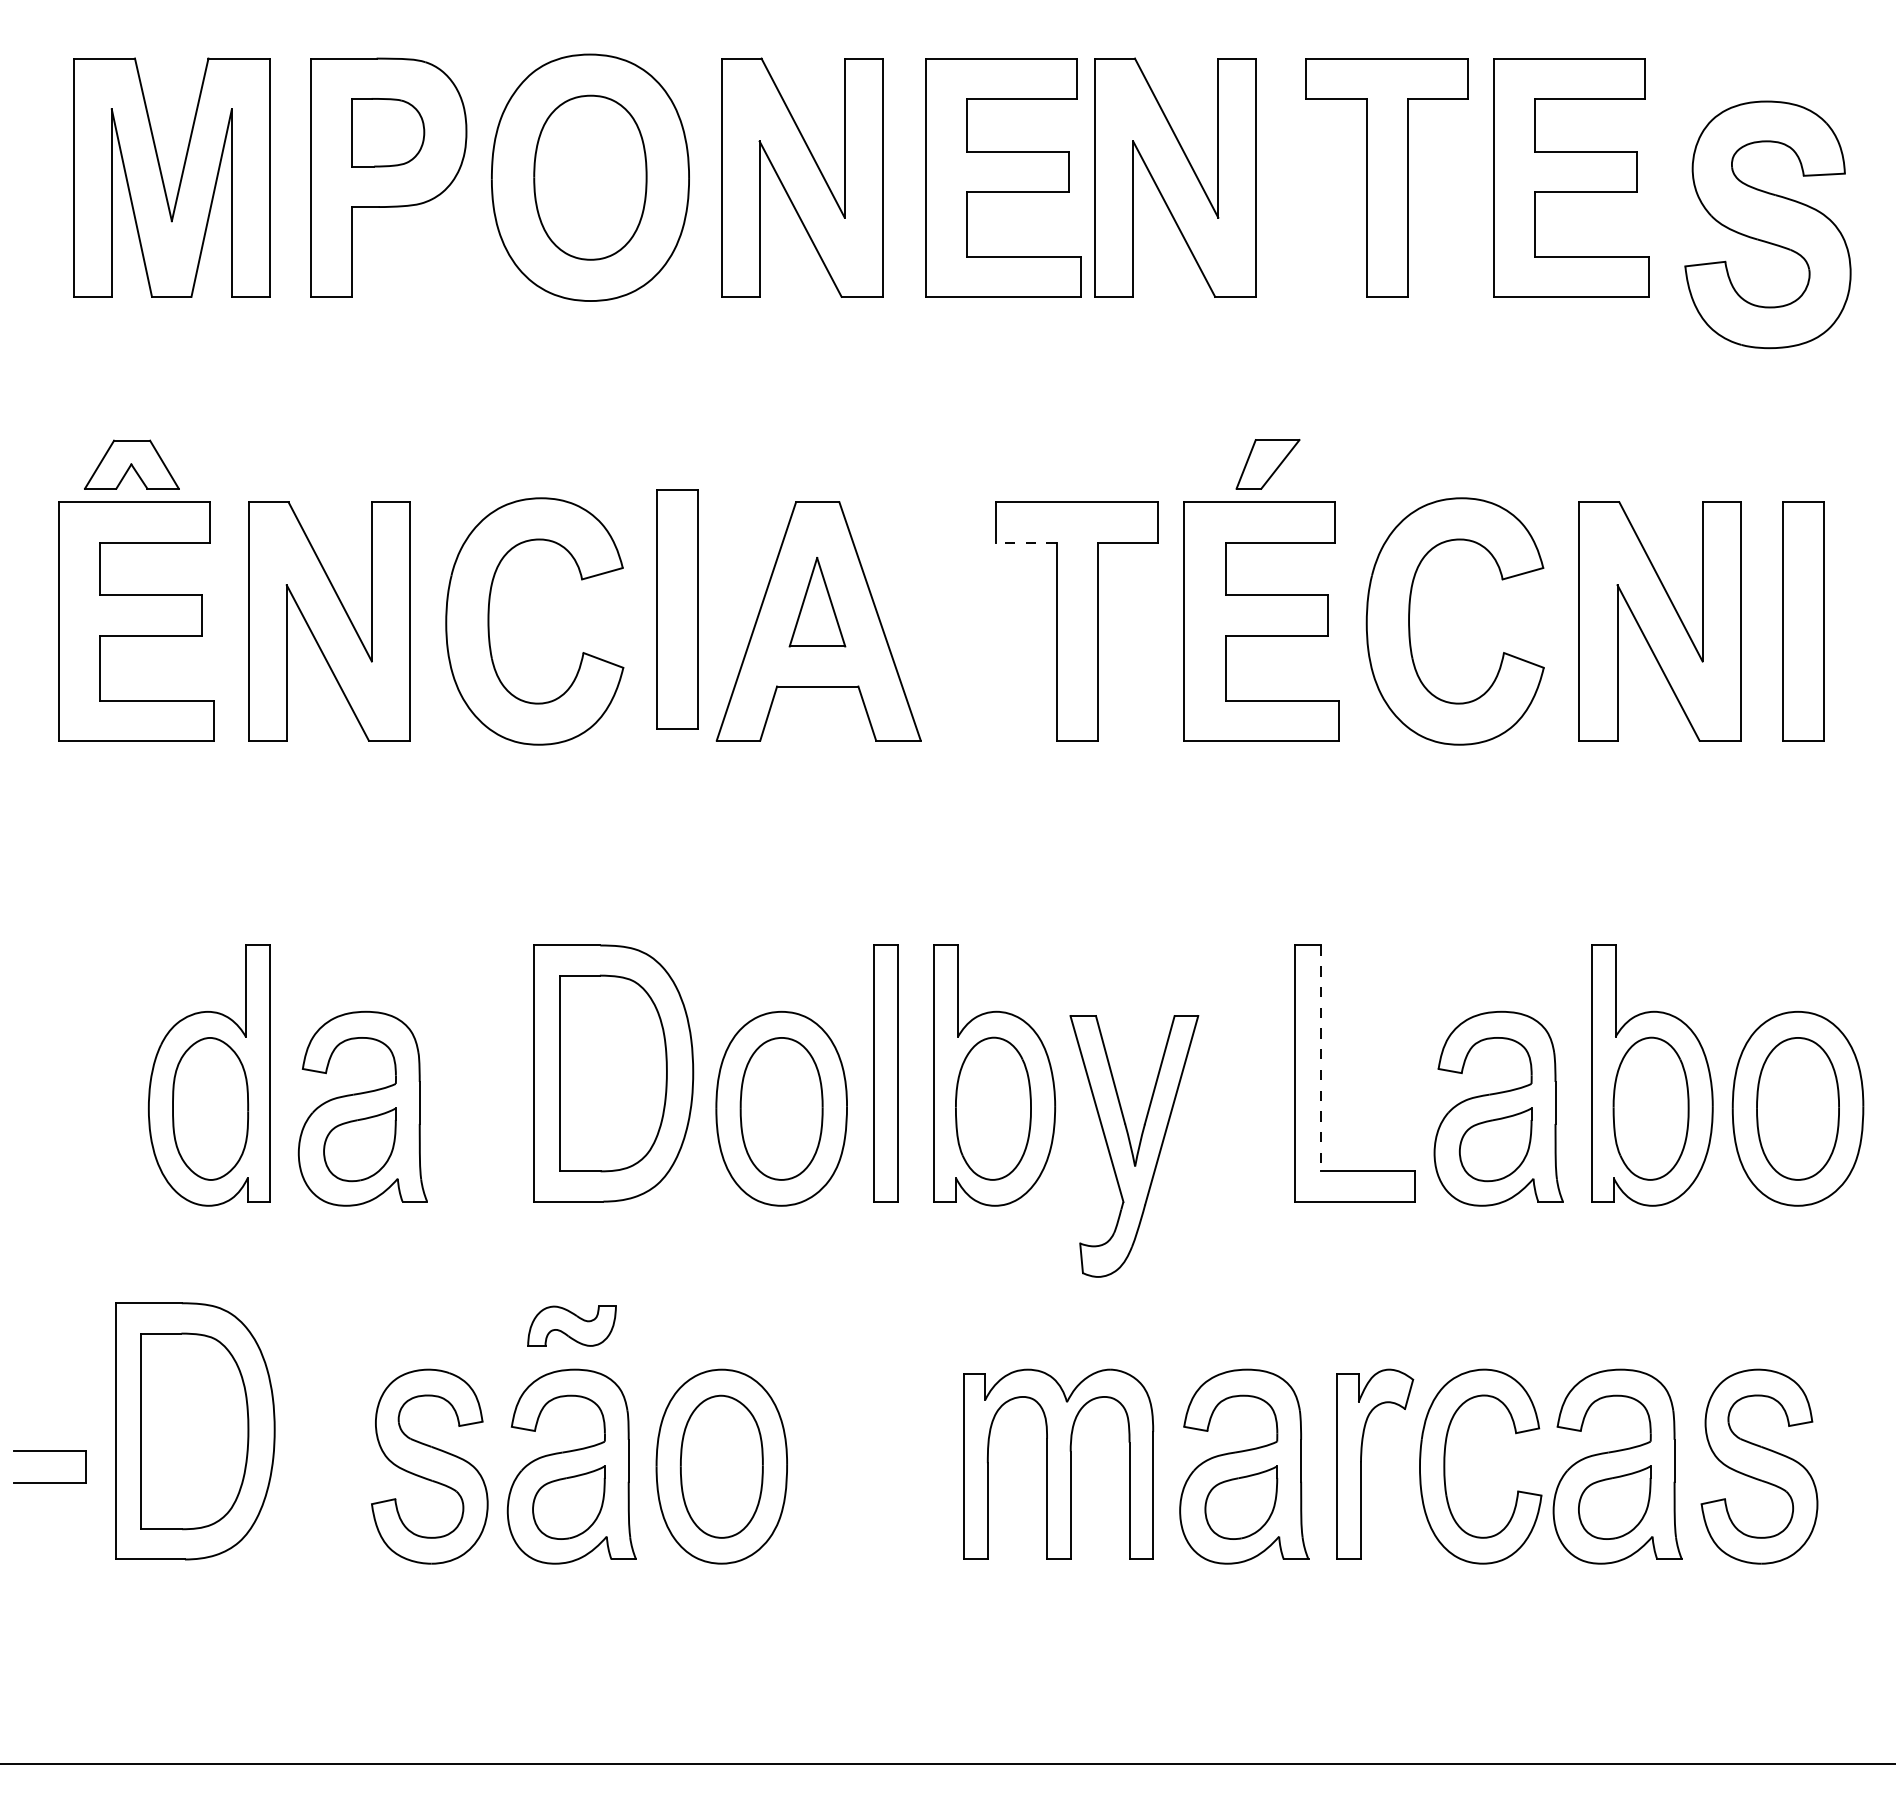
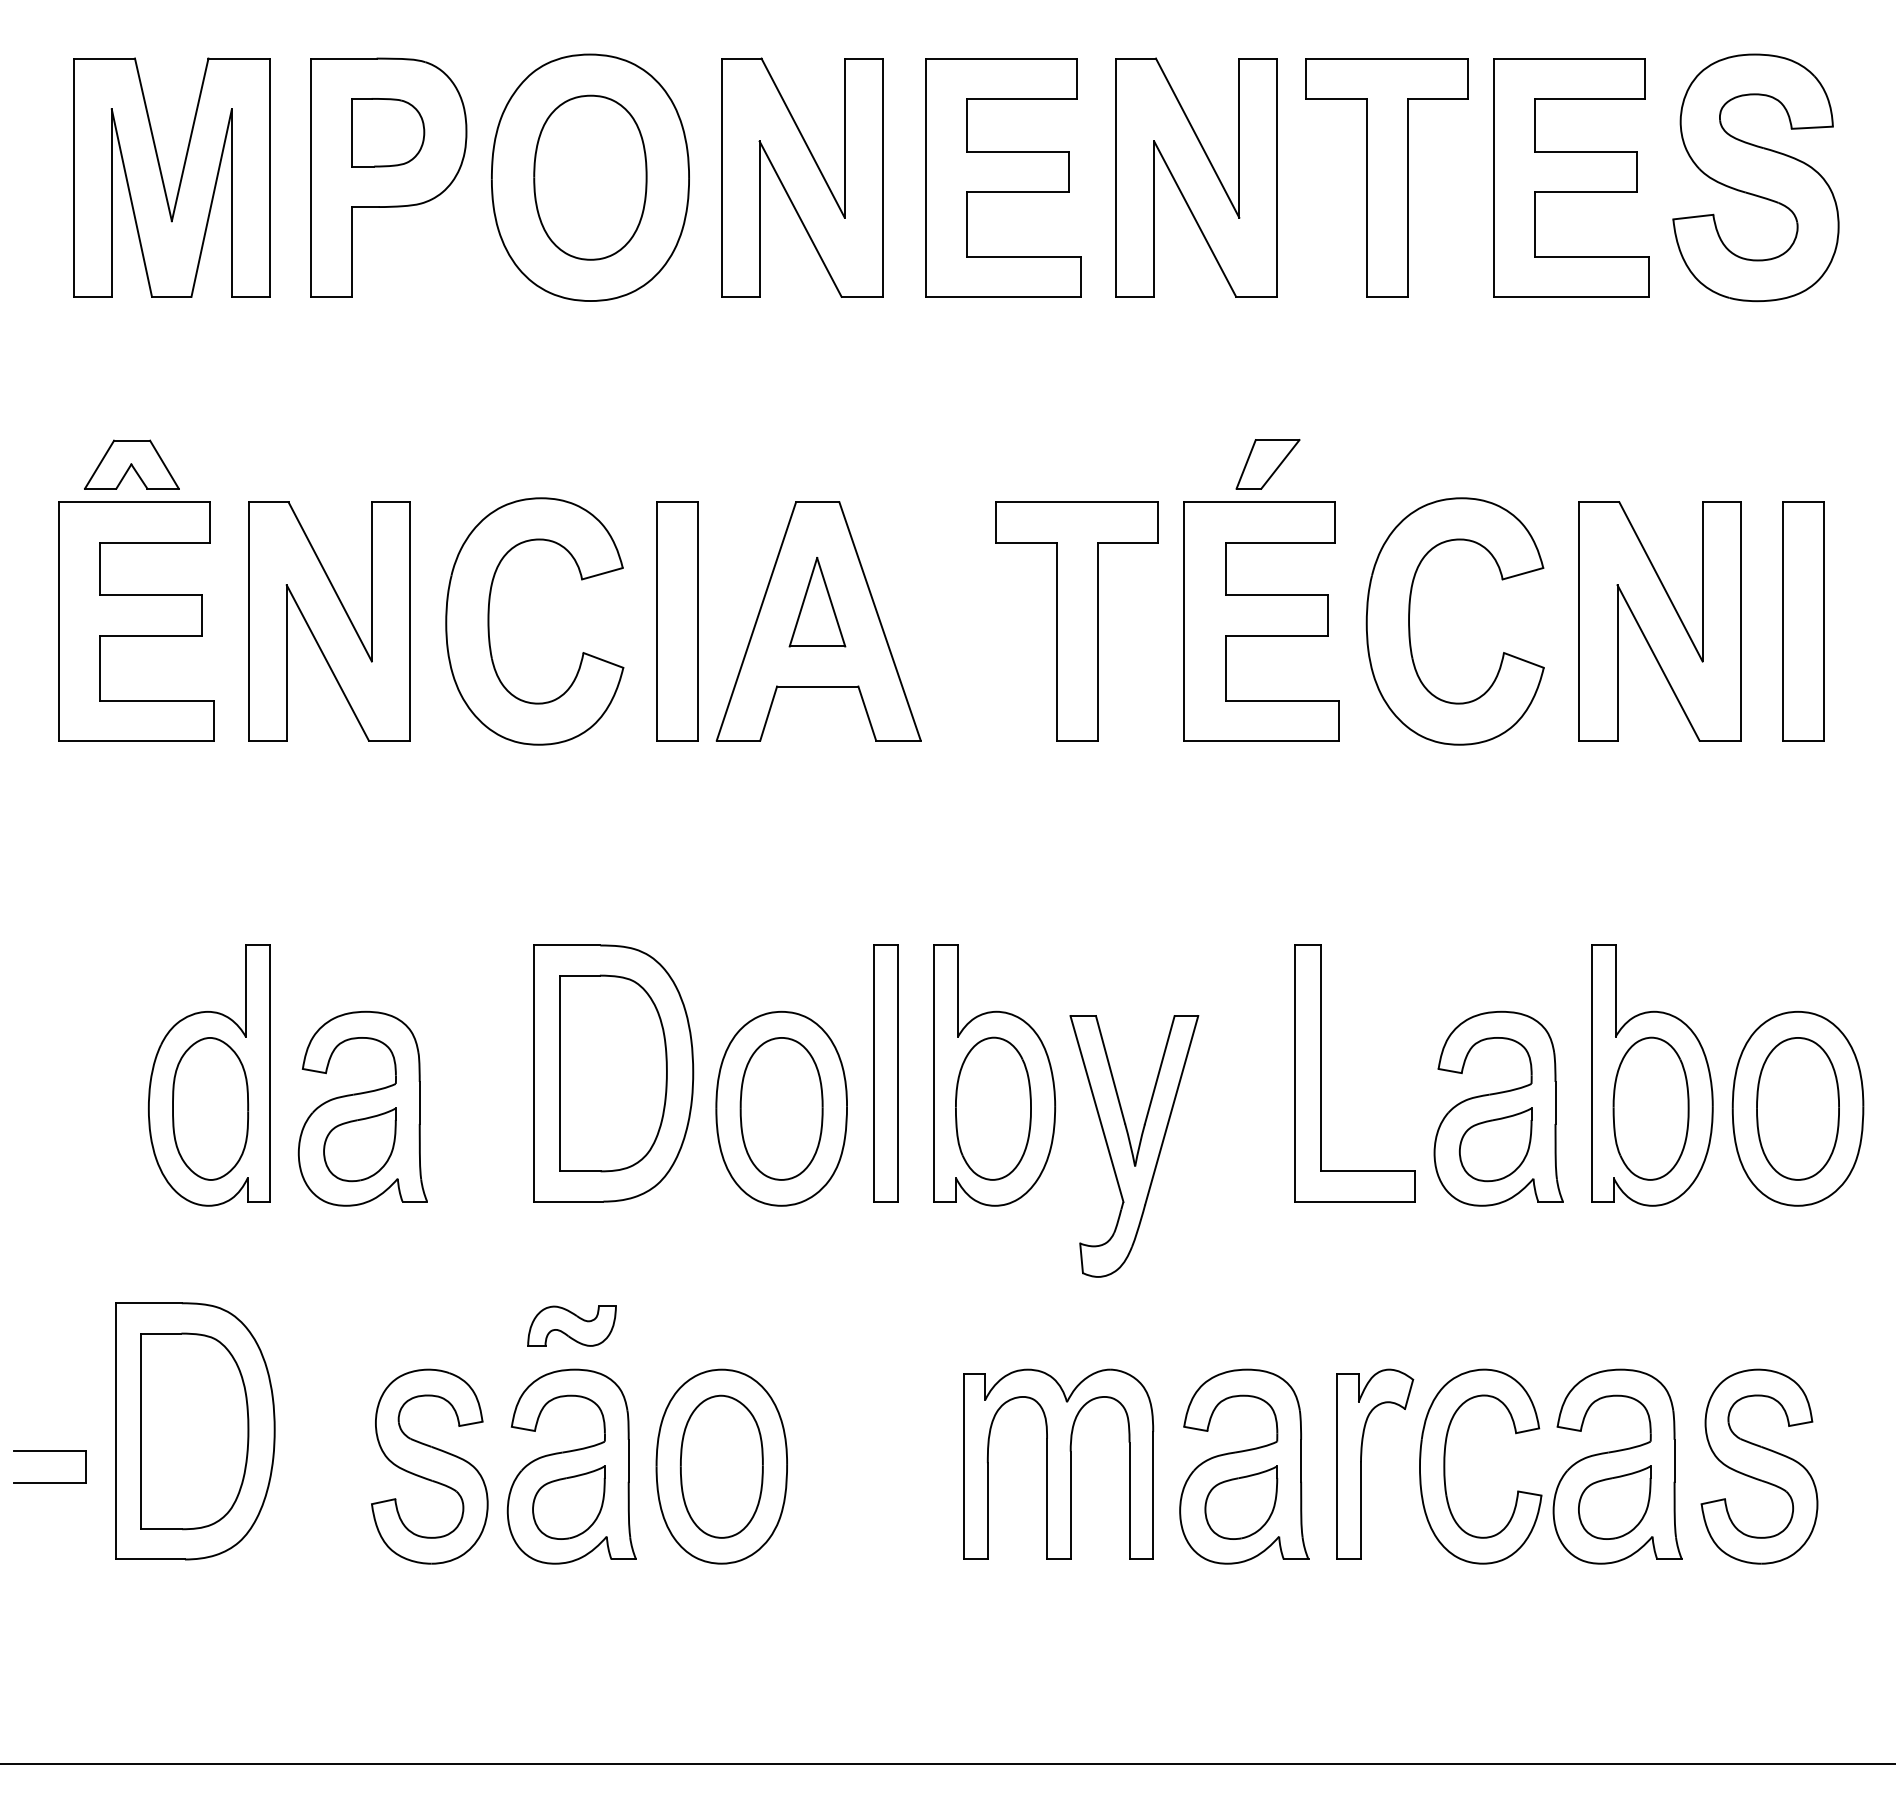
part position: (1175, 177) -> (1196, 177) (1196, 177)
part position: (1767, 224) -> (1755, 177) (1755, 177)
line: dashed -> solid (1026, 542)
part position: (677, 609) -> (677, 621) (677, 621)
line: dashed -> solid (1320, 1058)
